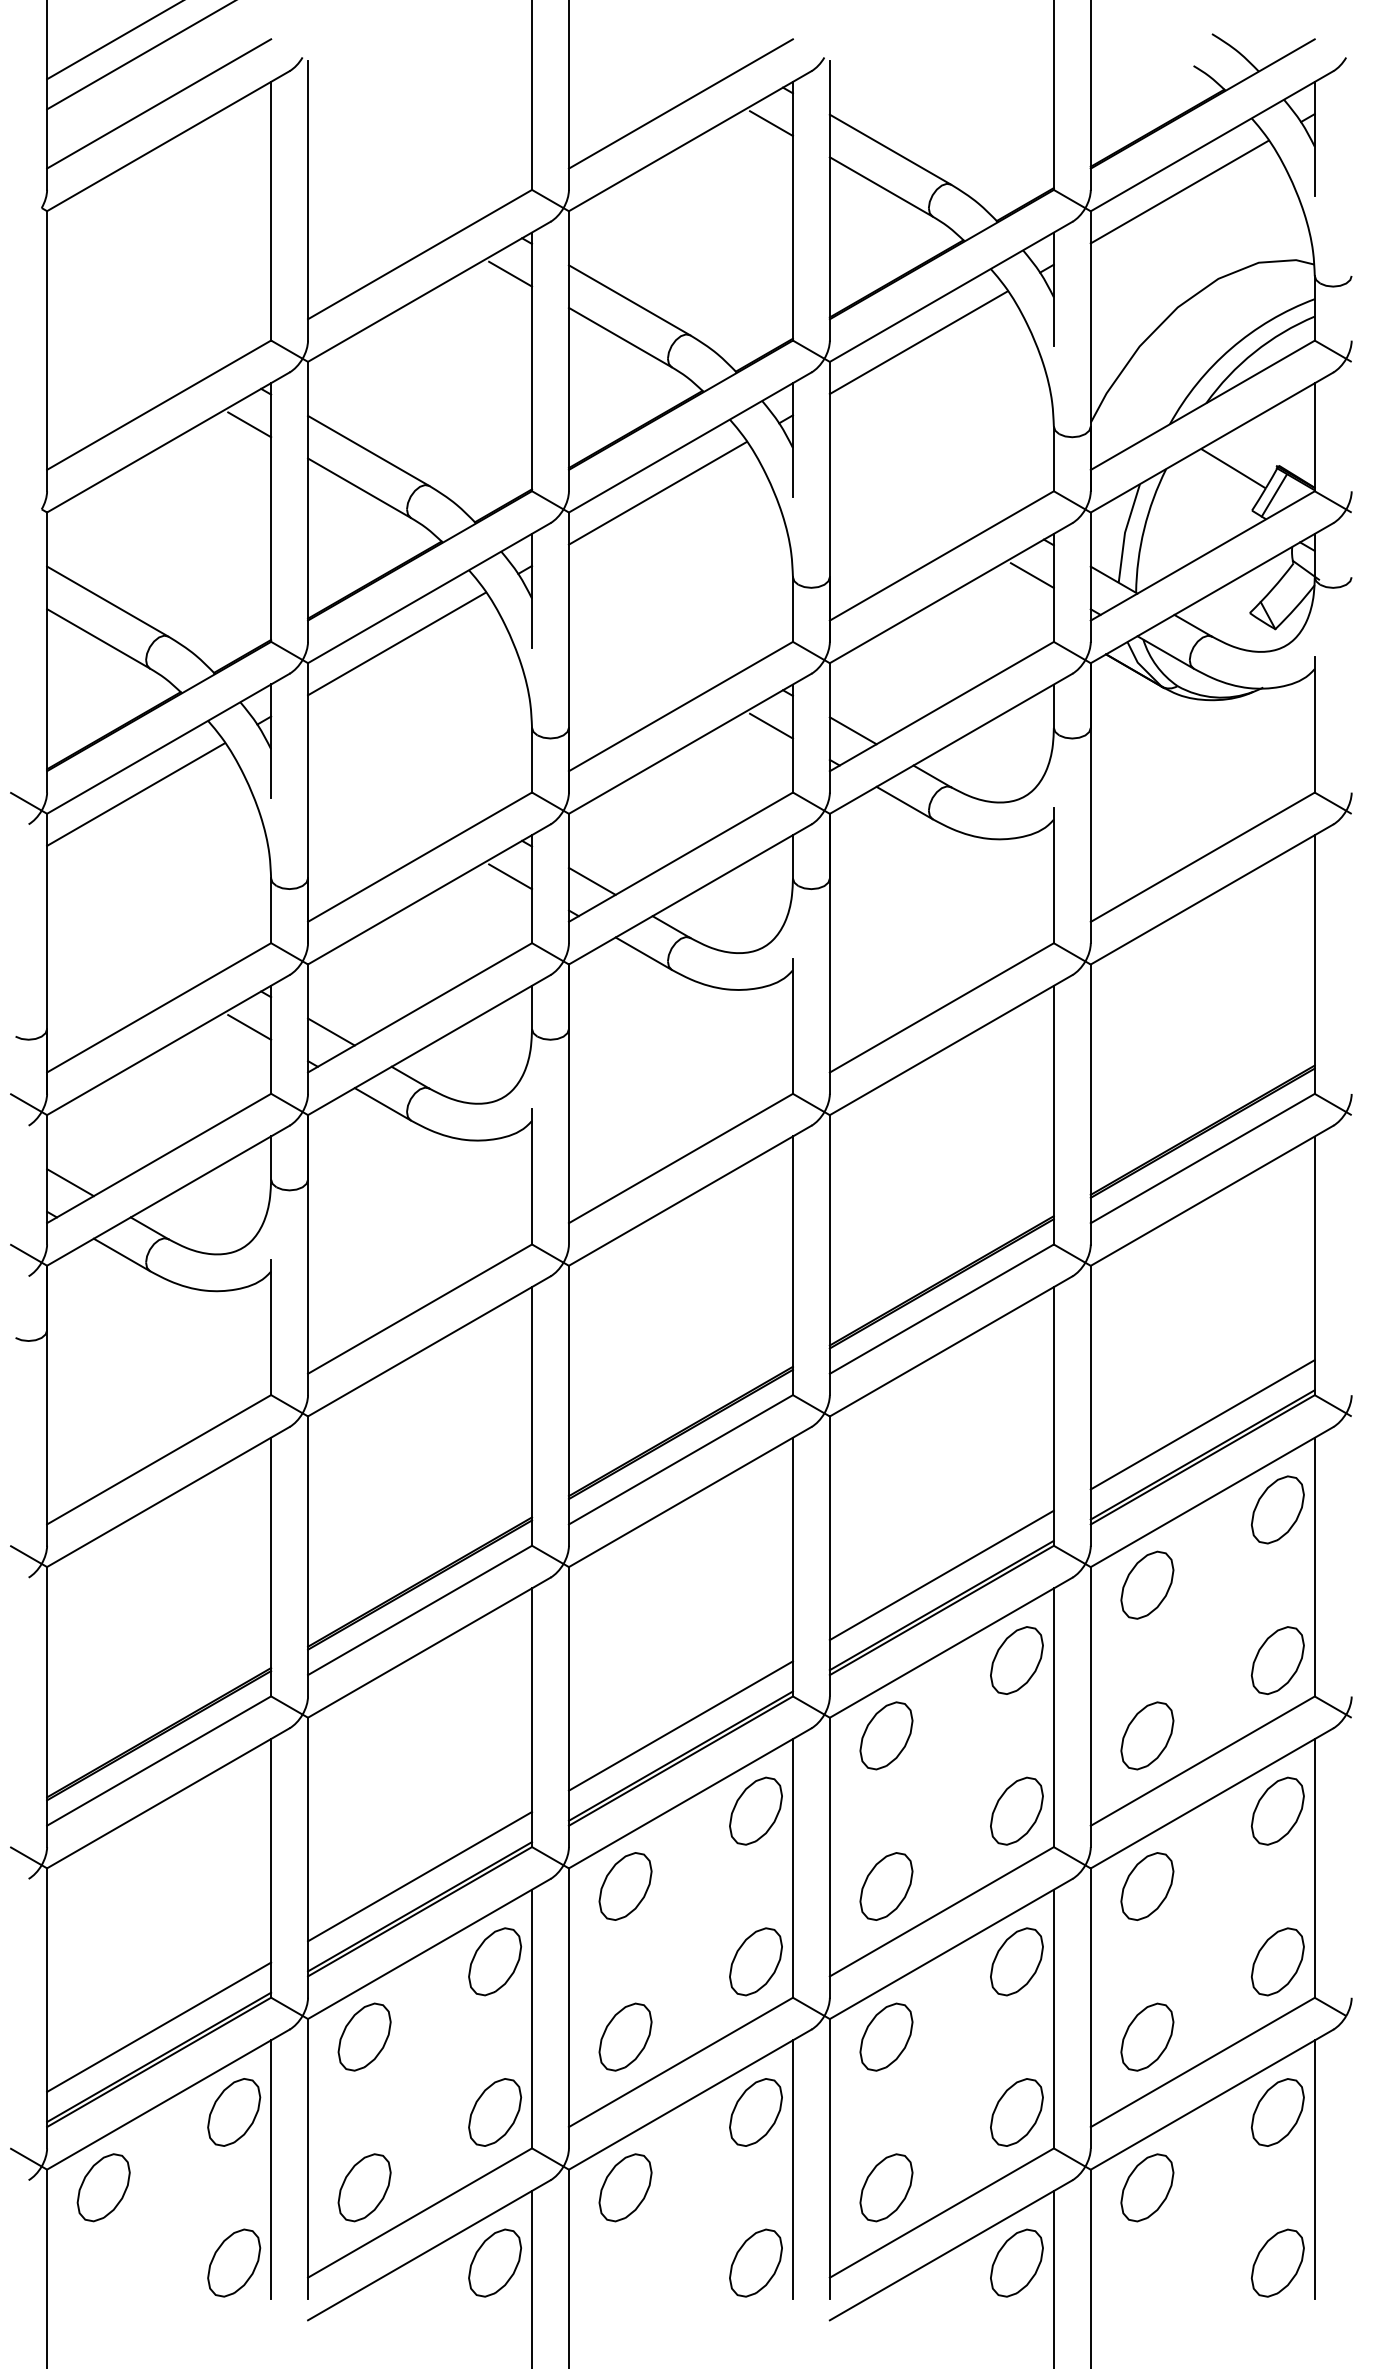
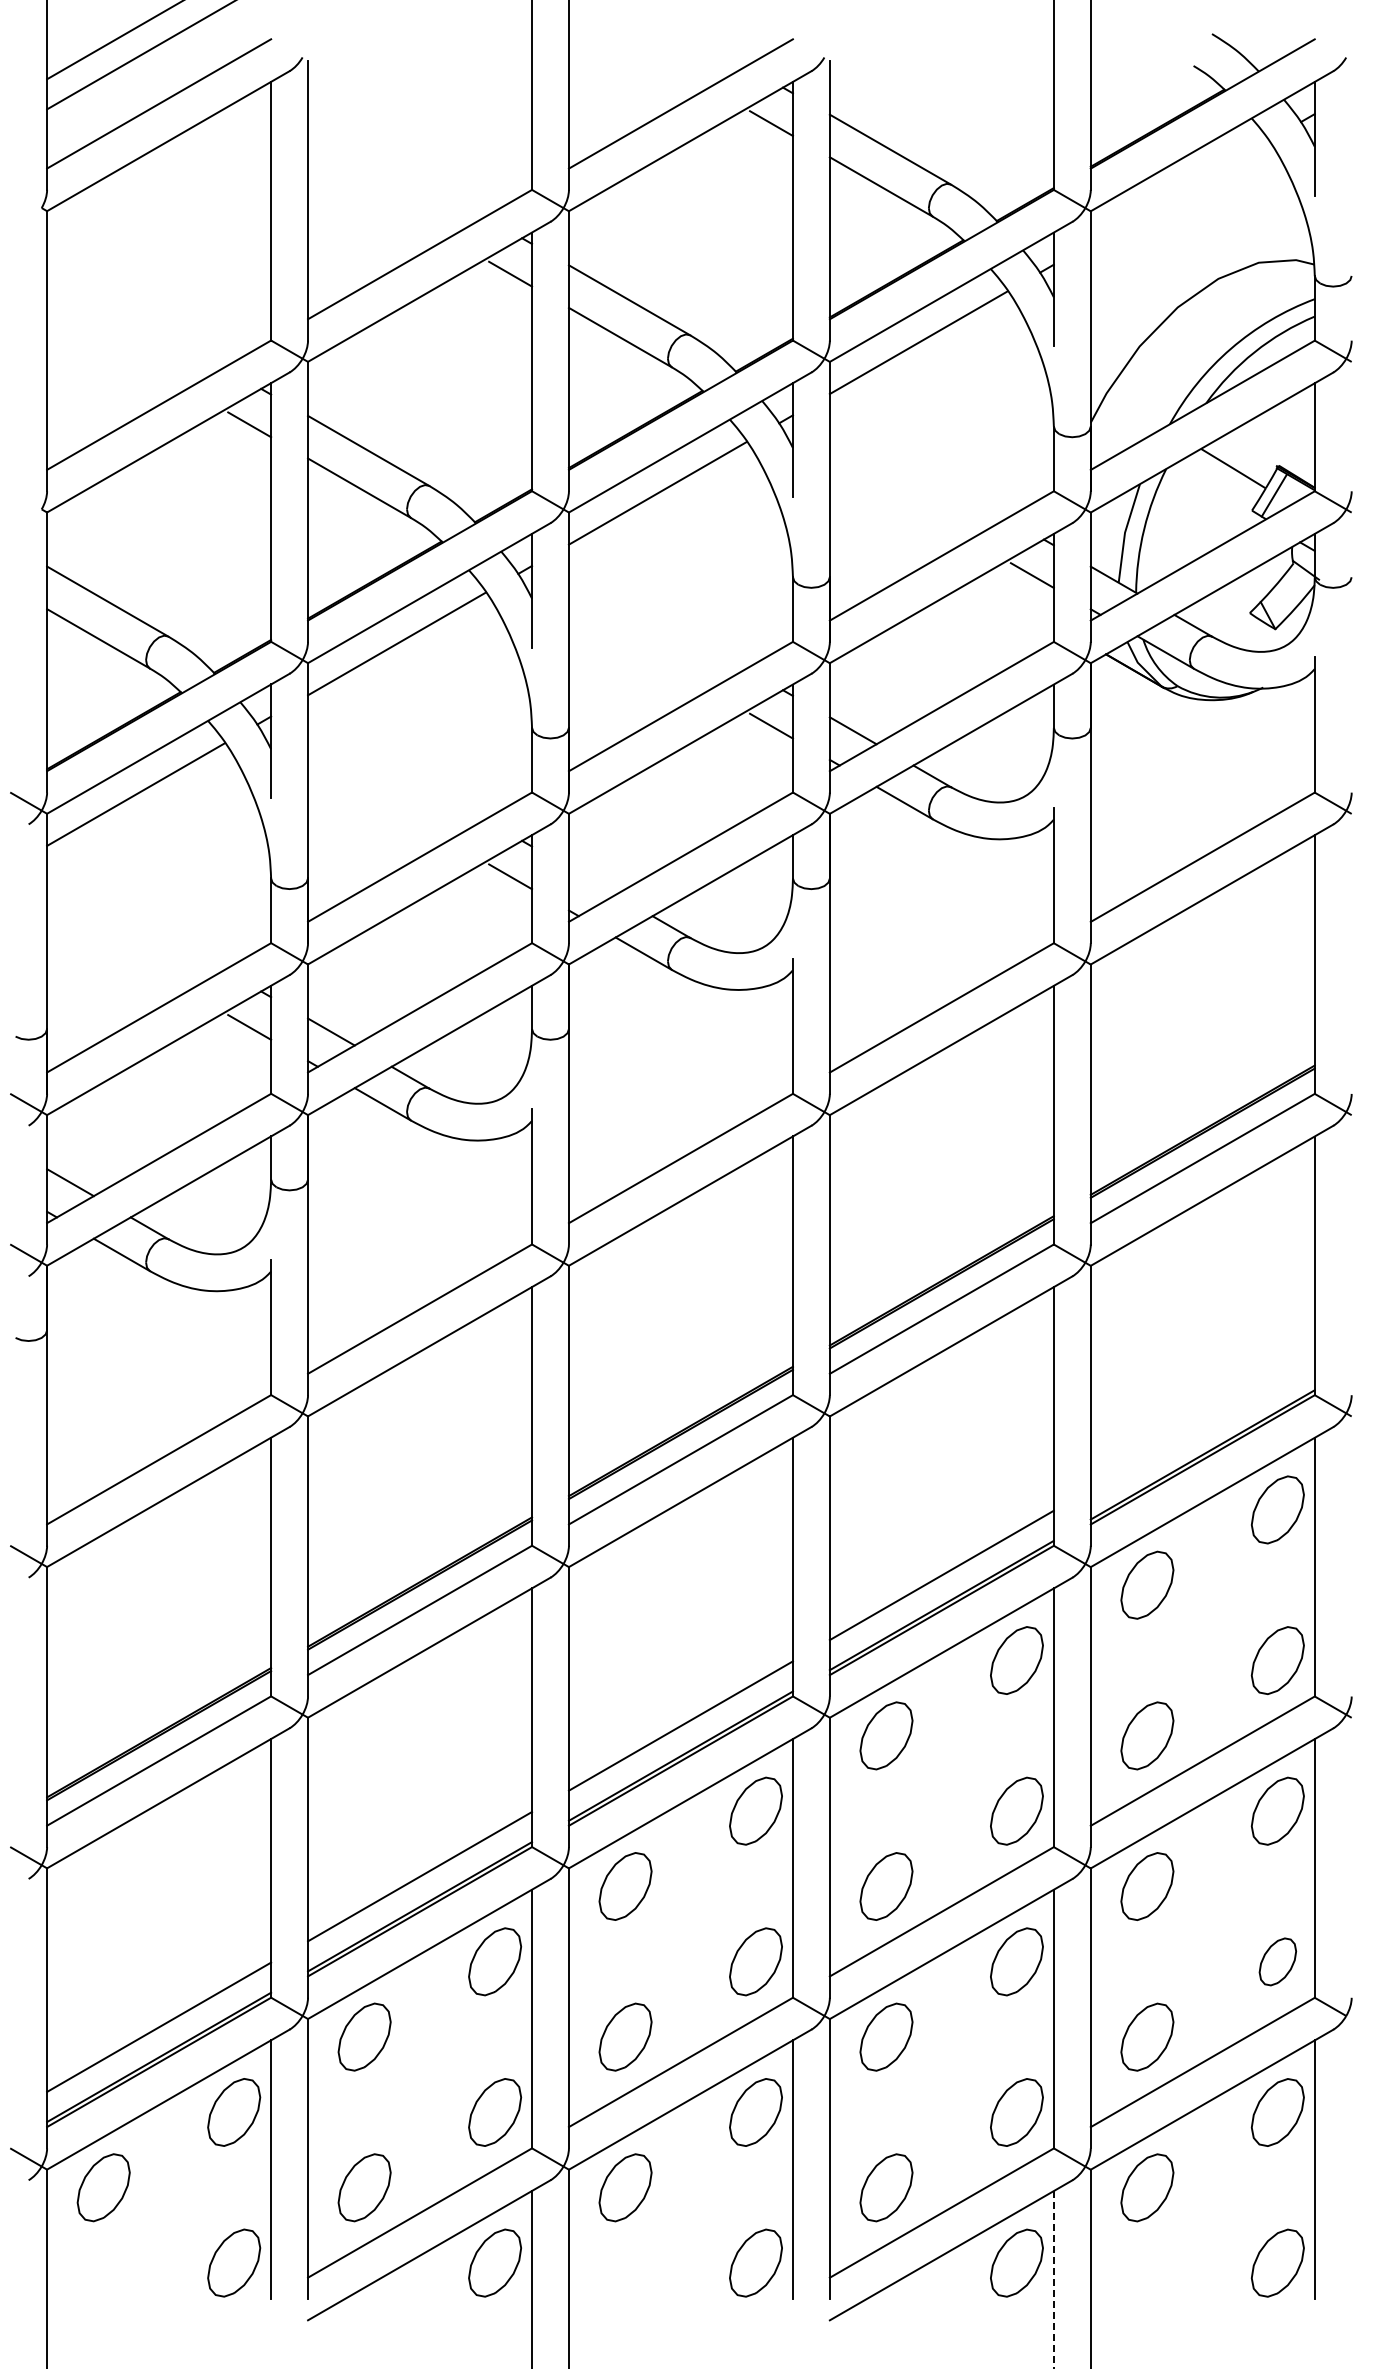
line: present -> none (1179, 191)
line: present -> none (591, 880)
line: present -> none (1202, 1424)
part size: 54x70 px -> 40x50 px (1277, 1961)
line: solid -> dashed (1053, 2279)
